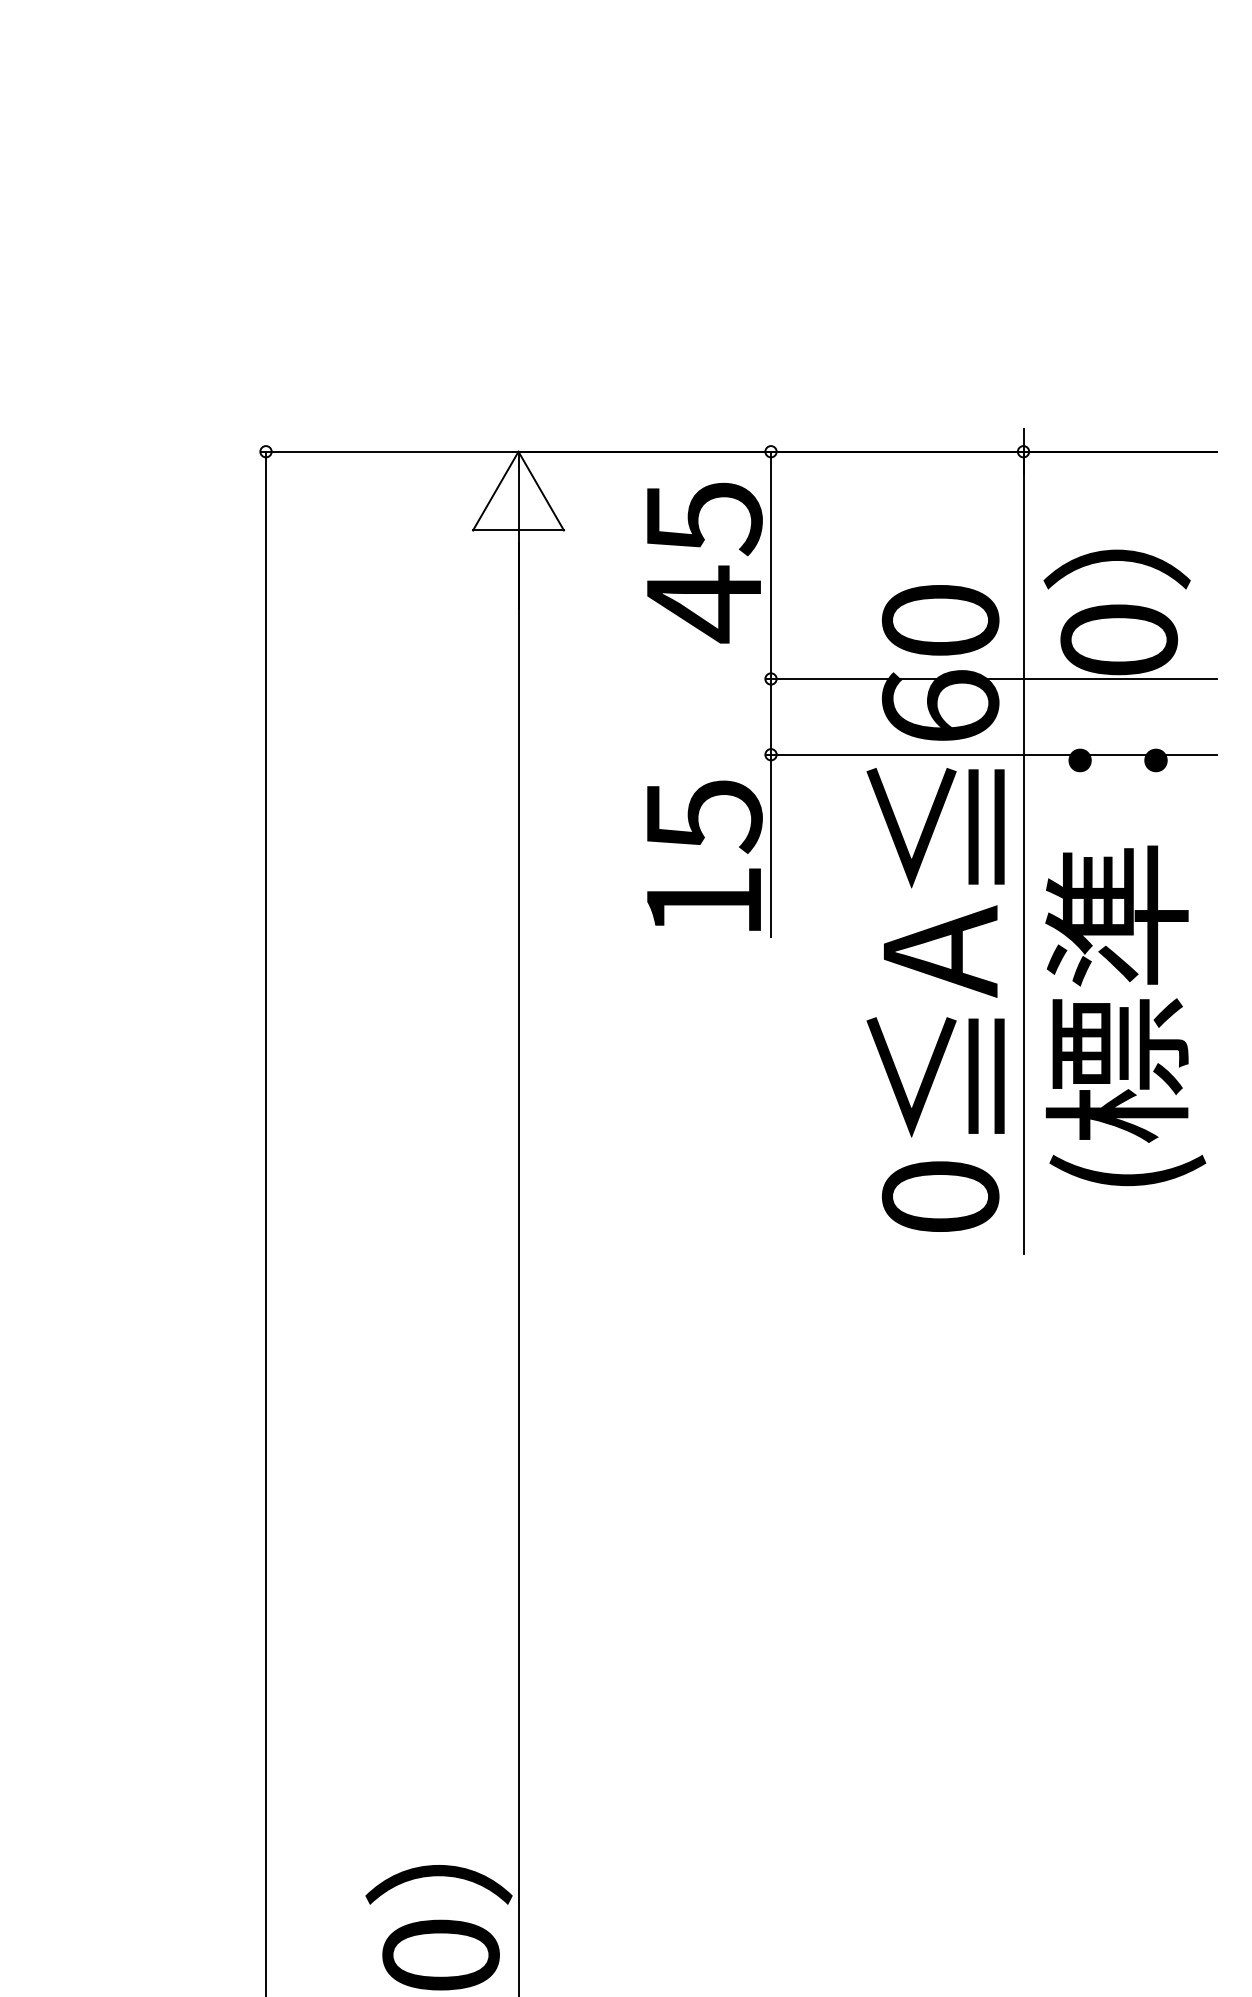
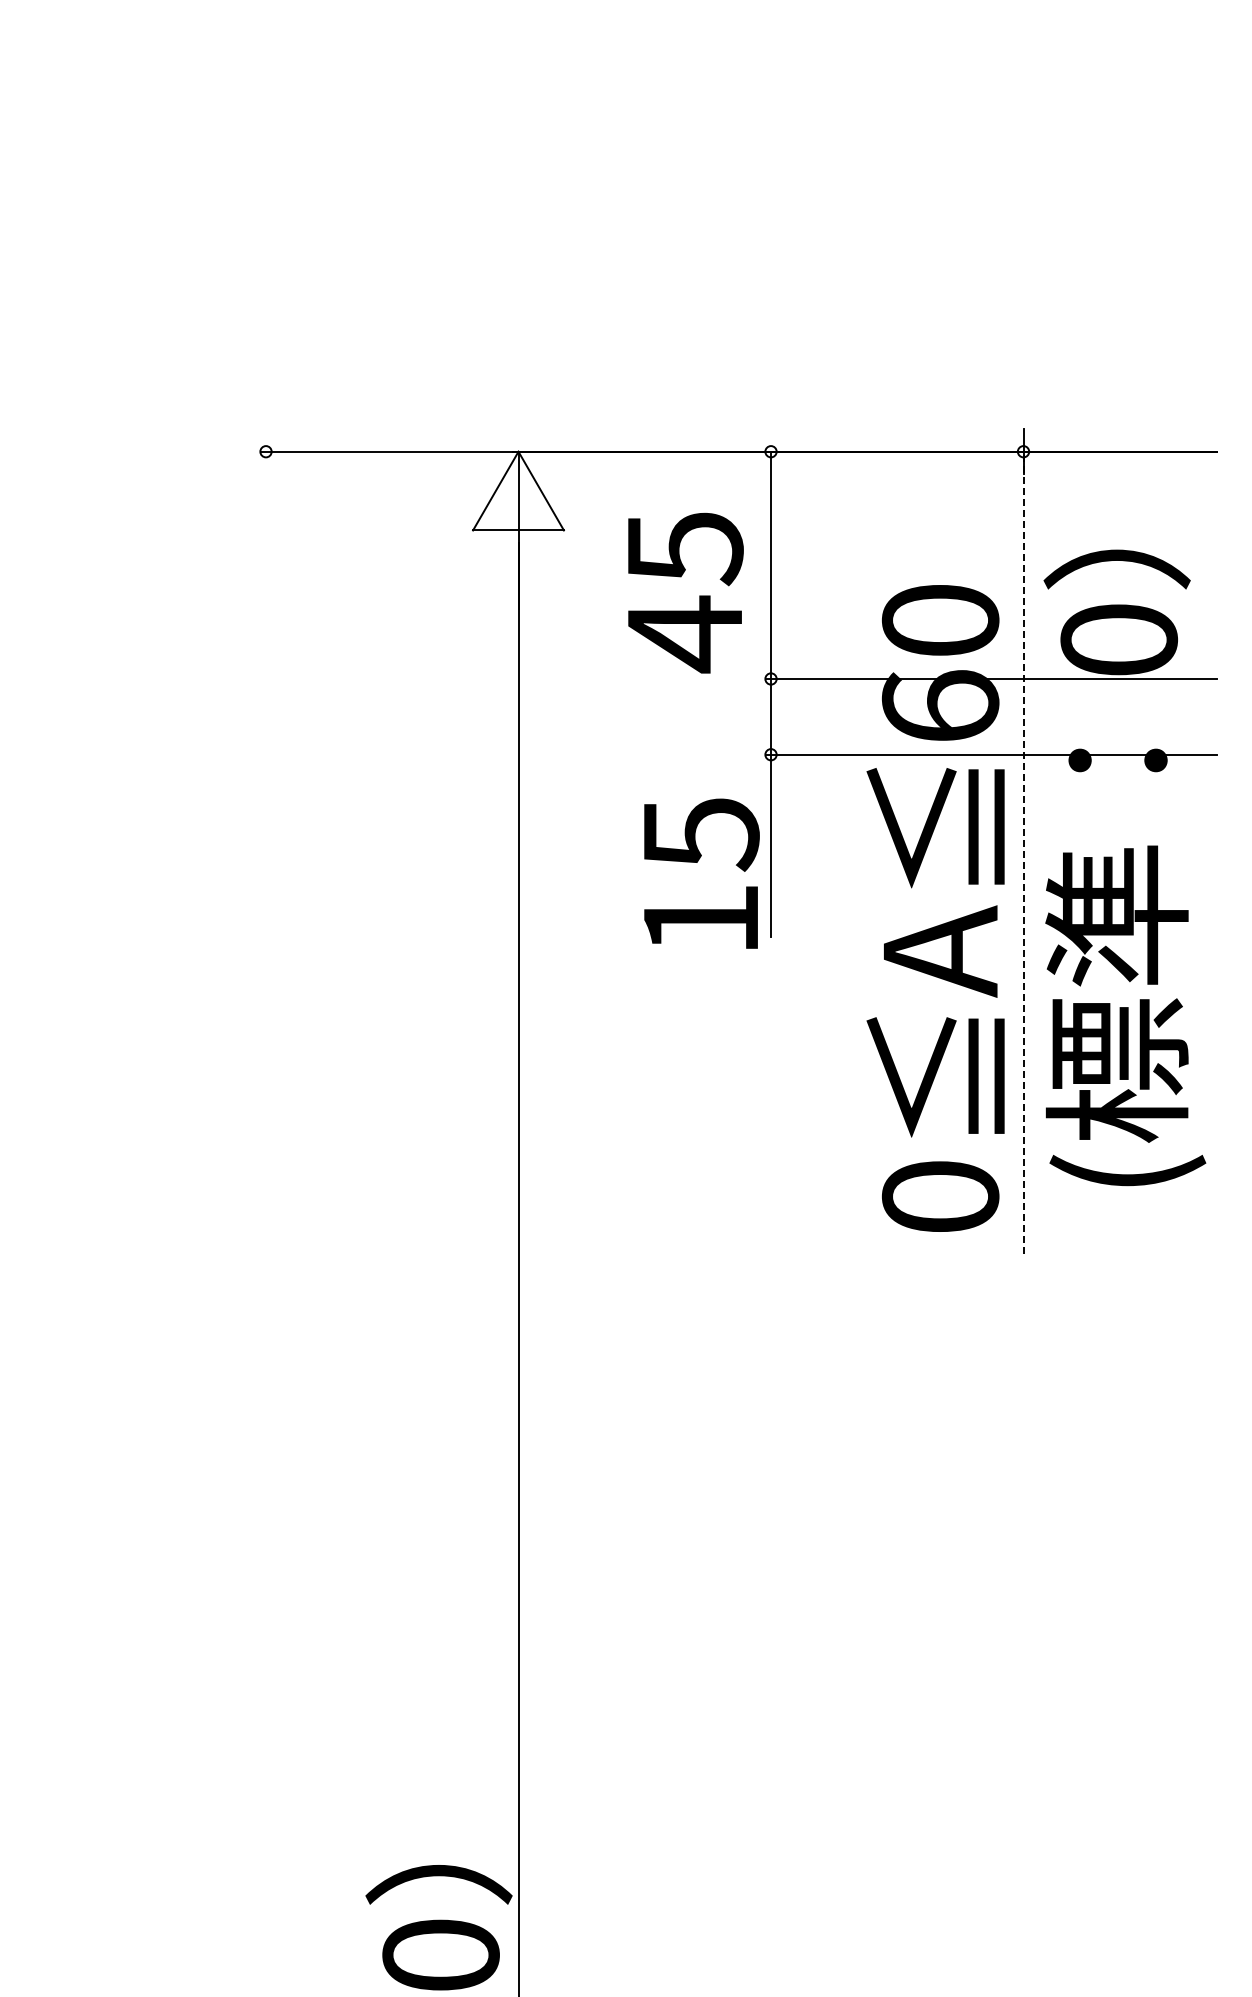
text position: (704, 562) -> (685, 592) (685, 592)
line: solid -> dashed (1023, 852)
text position: (704, 855) -> (701, 873) (701, 873)
line: present -> none (266, 1222)
